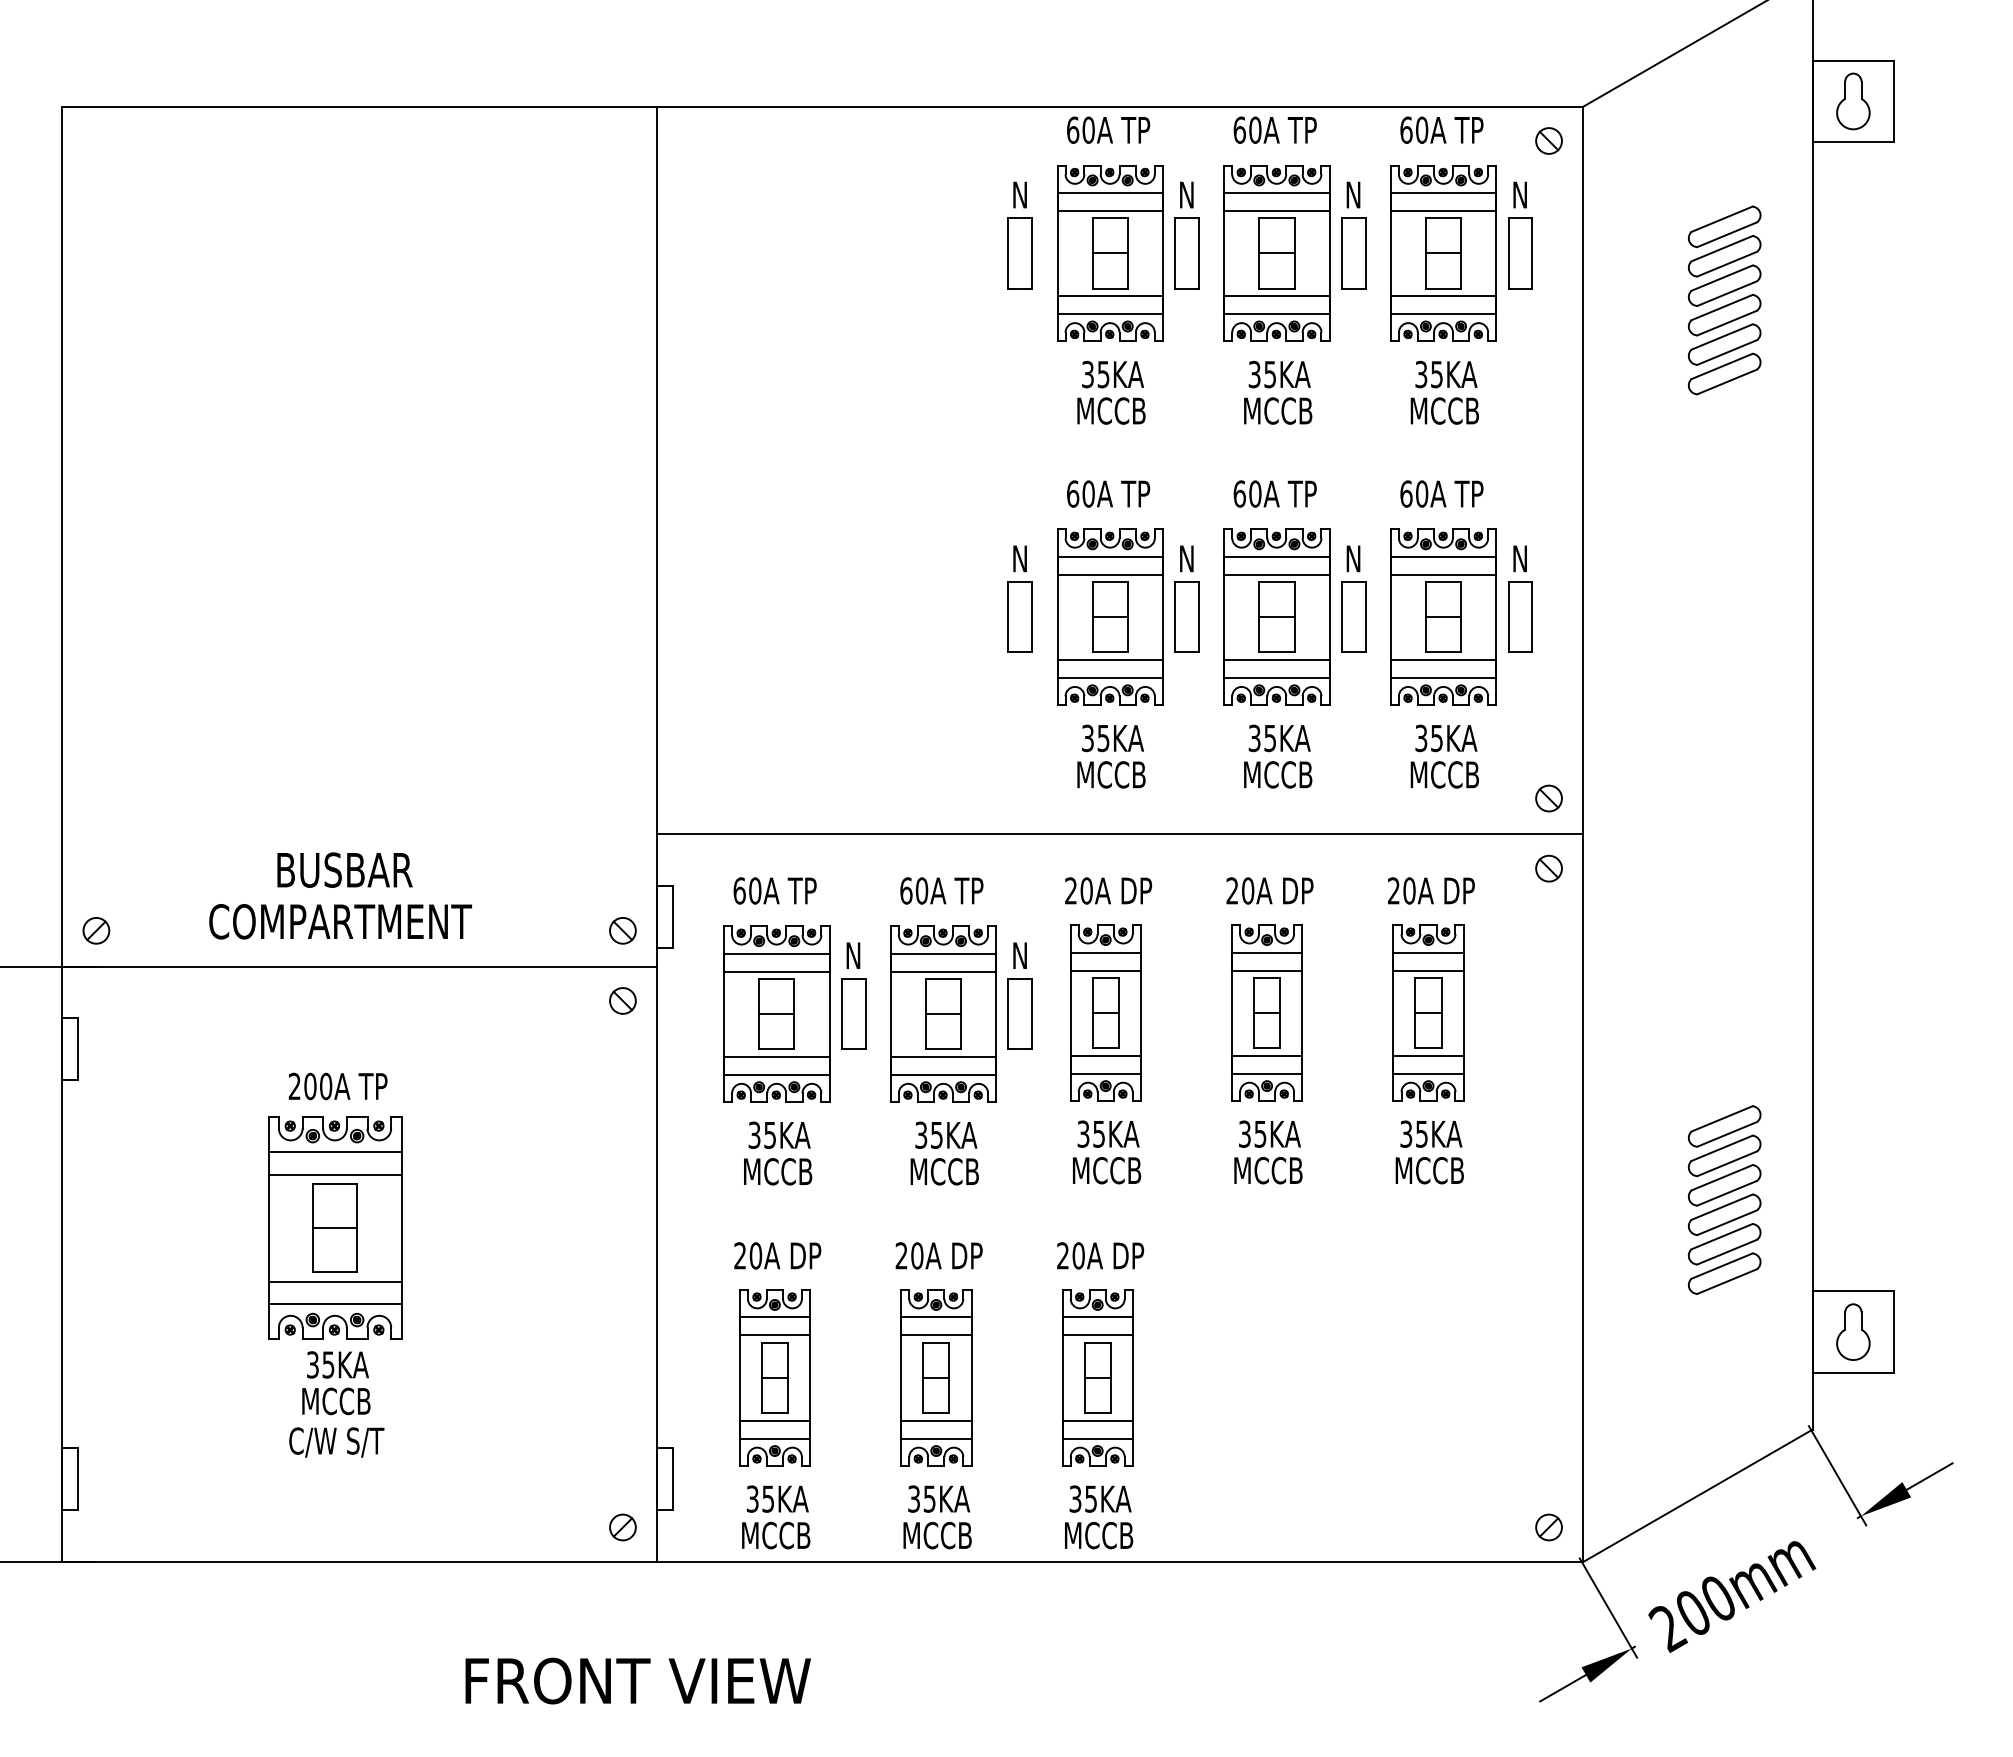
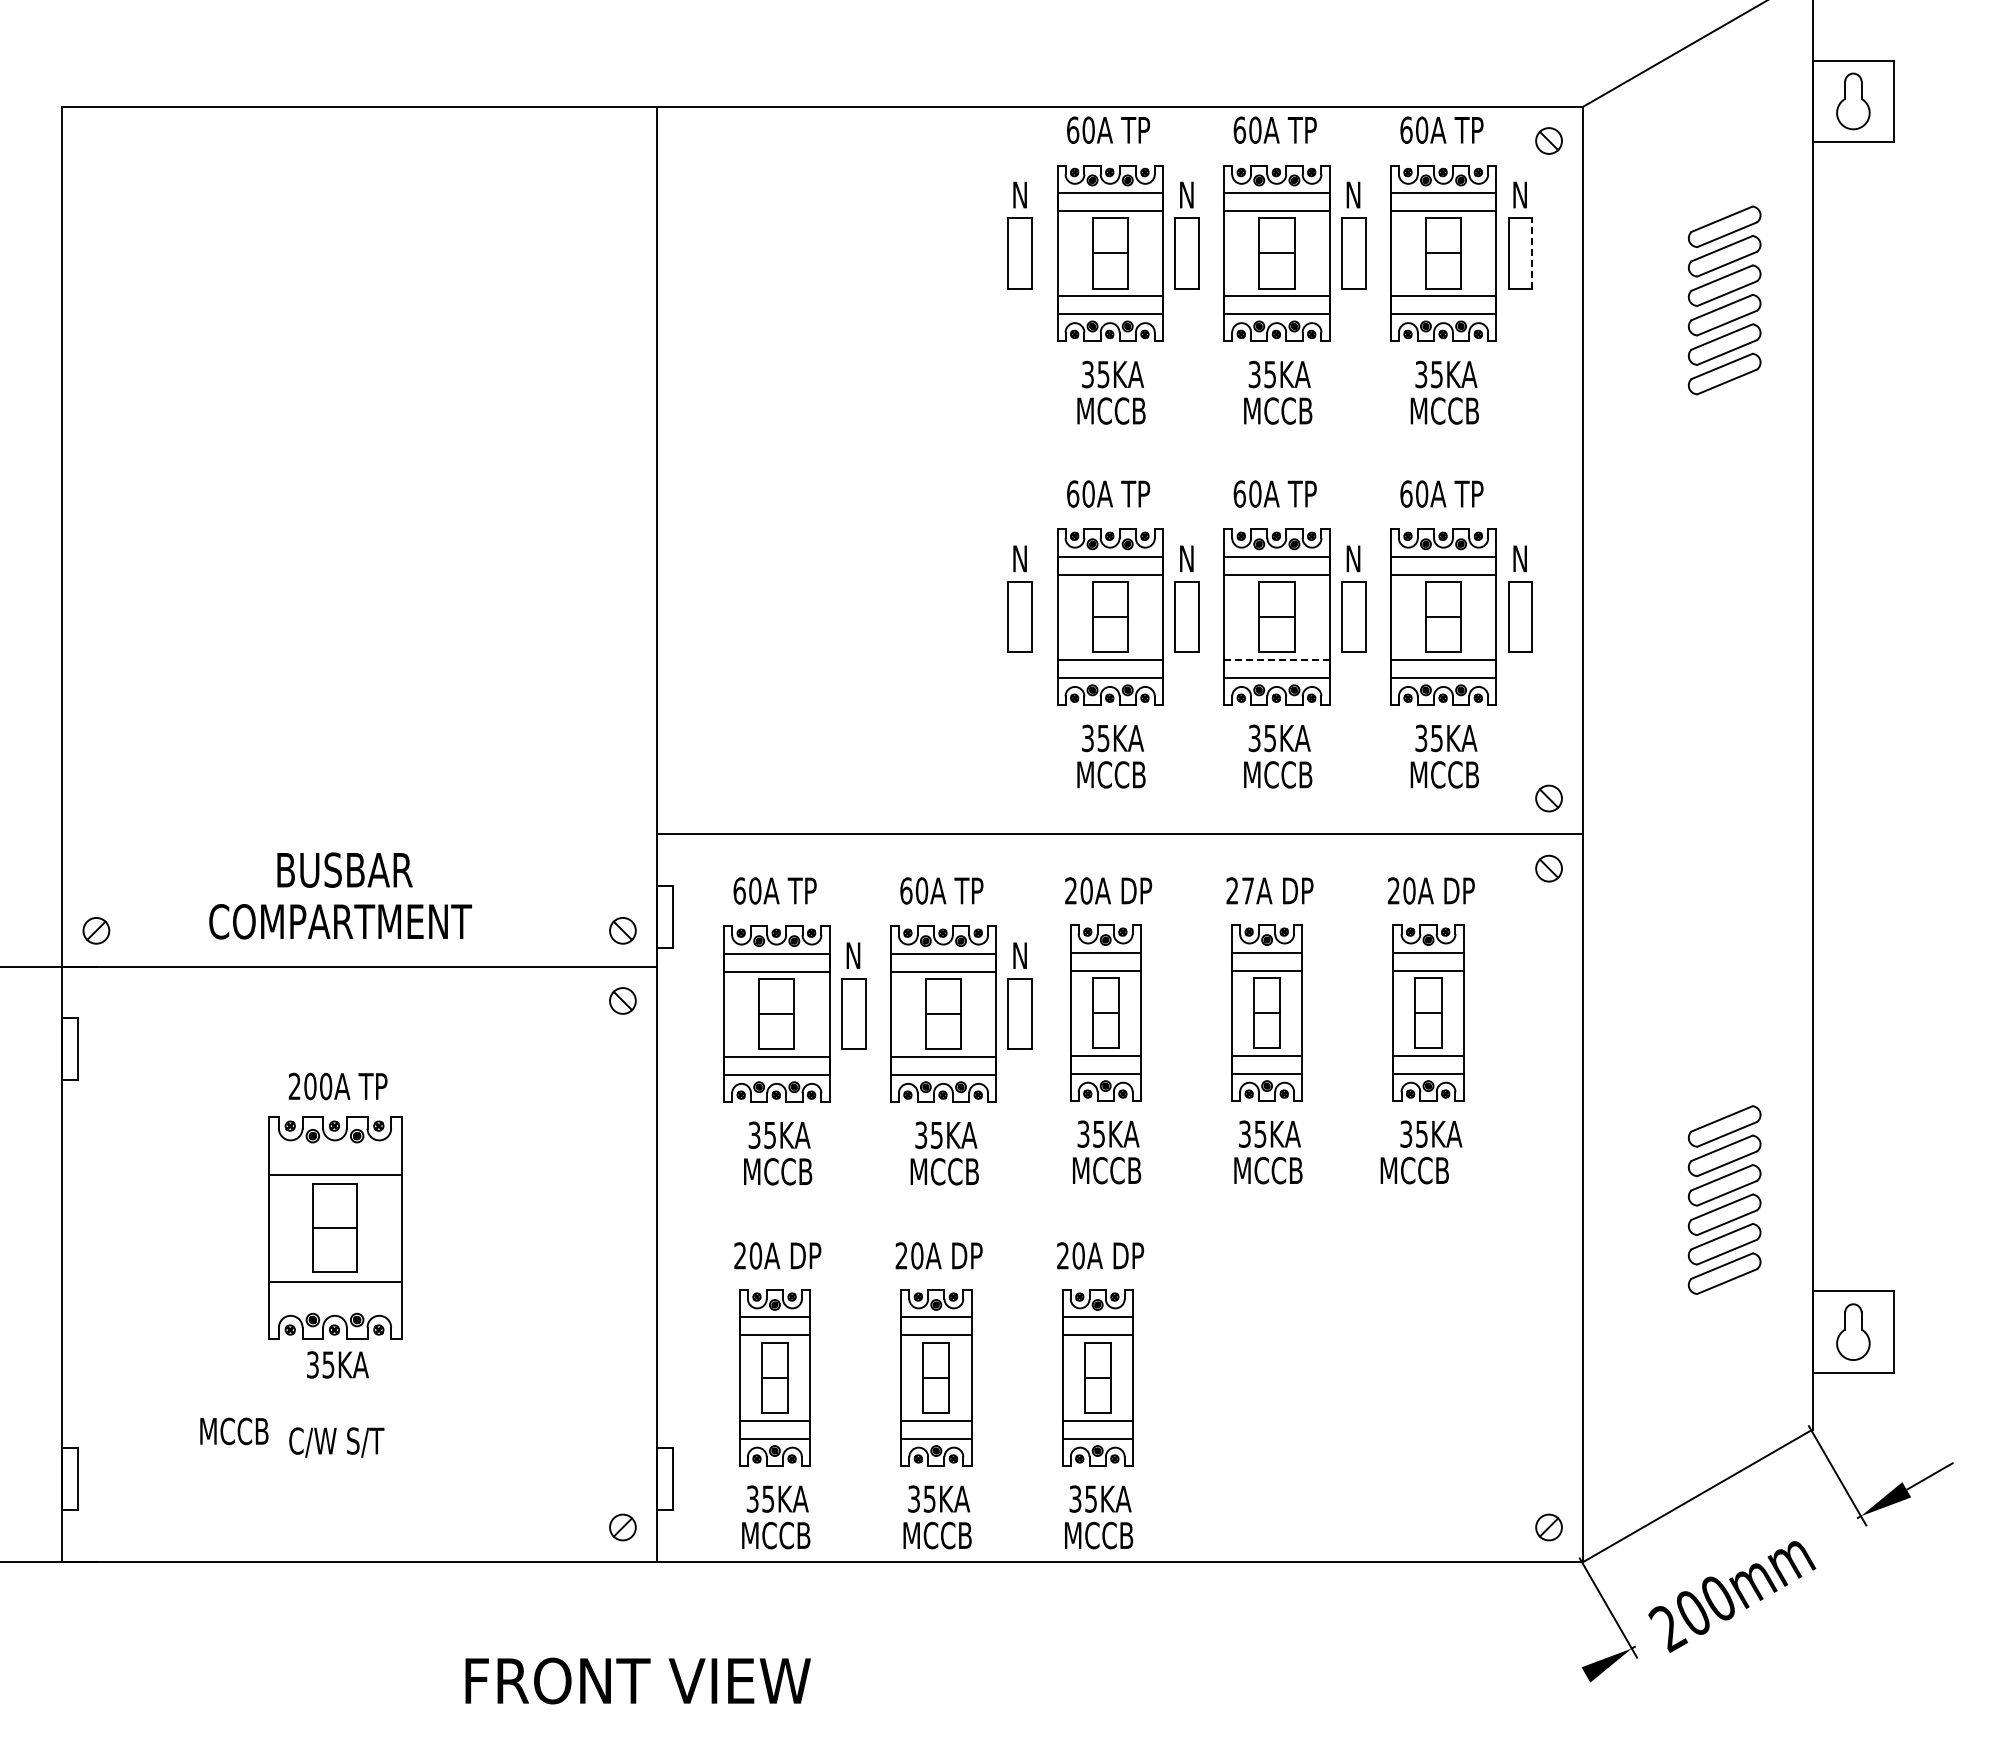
line: solid -> dashed (1532, 252)
line: solid -> dashed (1276, 659)
text: 20A -> 27A (1248, 890)
line: present -> none (334, 1151)
text position: (1429, 1170) -> (1414, 1170) (1414, 1170)
line: present -> none (334, 1304)
text position: (336, 1401) -> (234, 1431) (234, 1431)
line: present -> none (1562, 1688)
